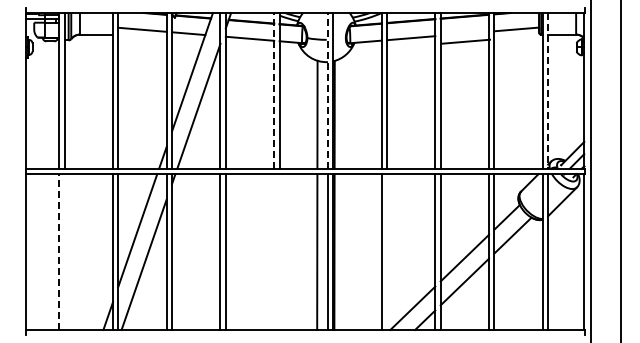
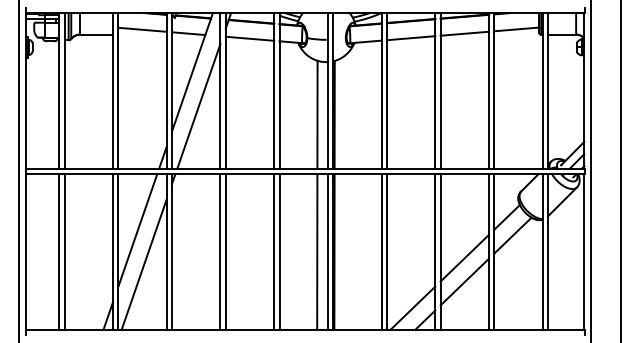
line position: (465, 41) -> (464, 33) (464, 33)
line: dashed -> solid (274, 90)
line: dashed -> solid (327, 90)
line: dashed -> solid (548, 90)
line: none -> present (19, 170)
line: none -> present (64, 251)
line: none -> present (274, 251)
line: none -> present (279, 251)
line: none -> present (387, 251)
line: dashed -> solid (59, 252)
